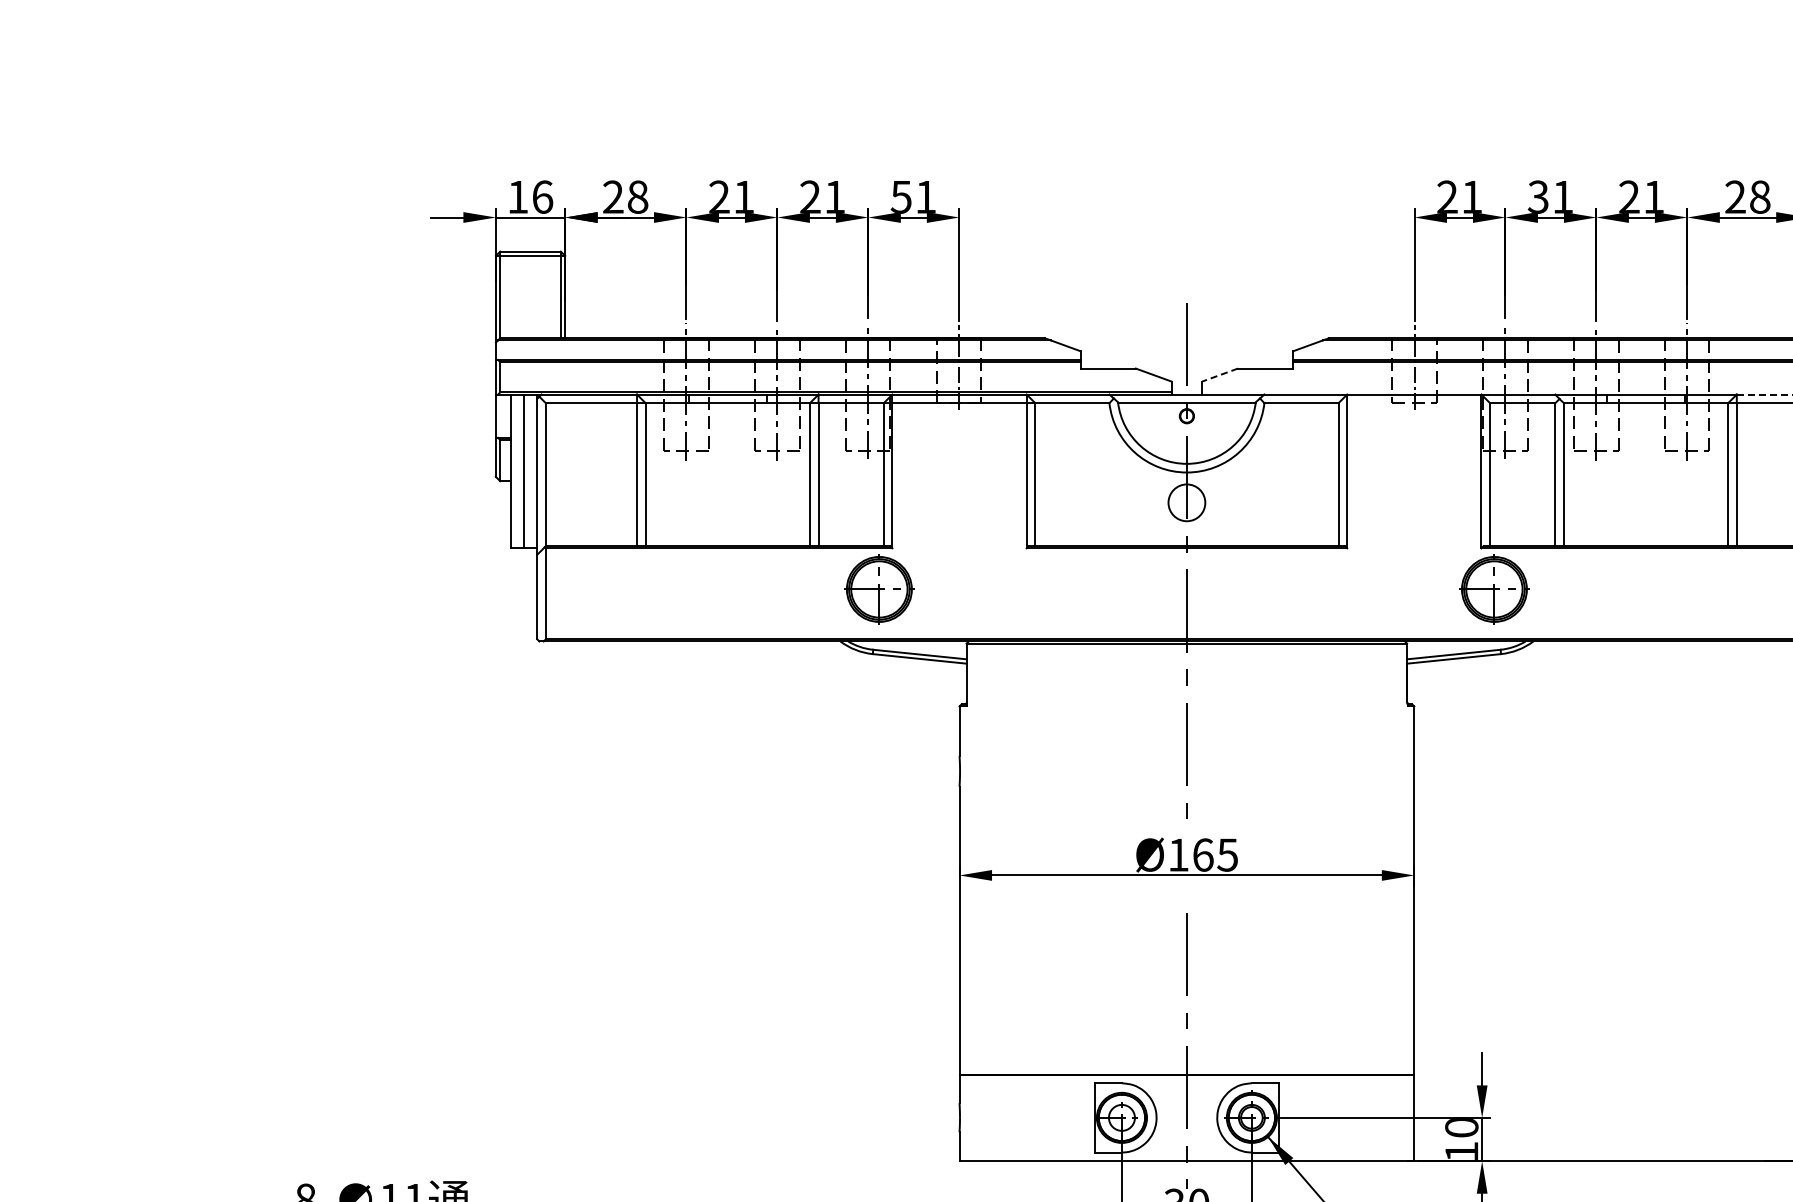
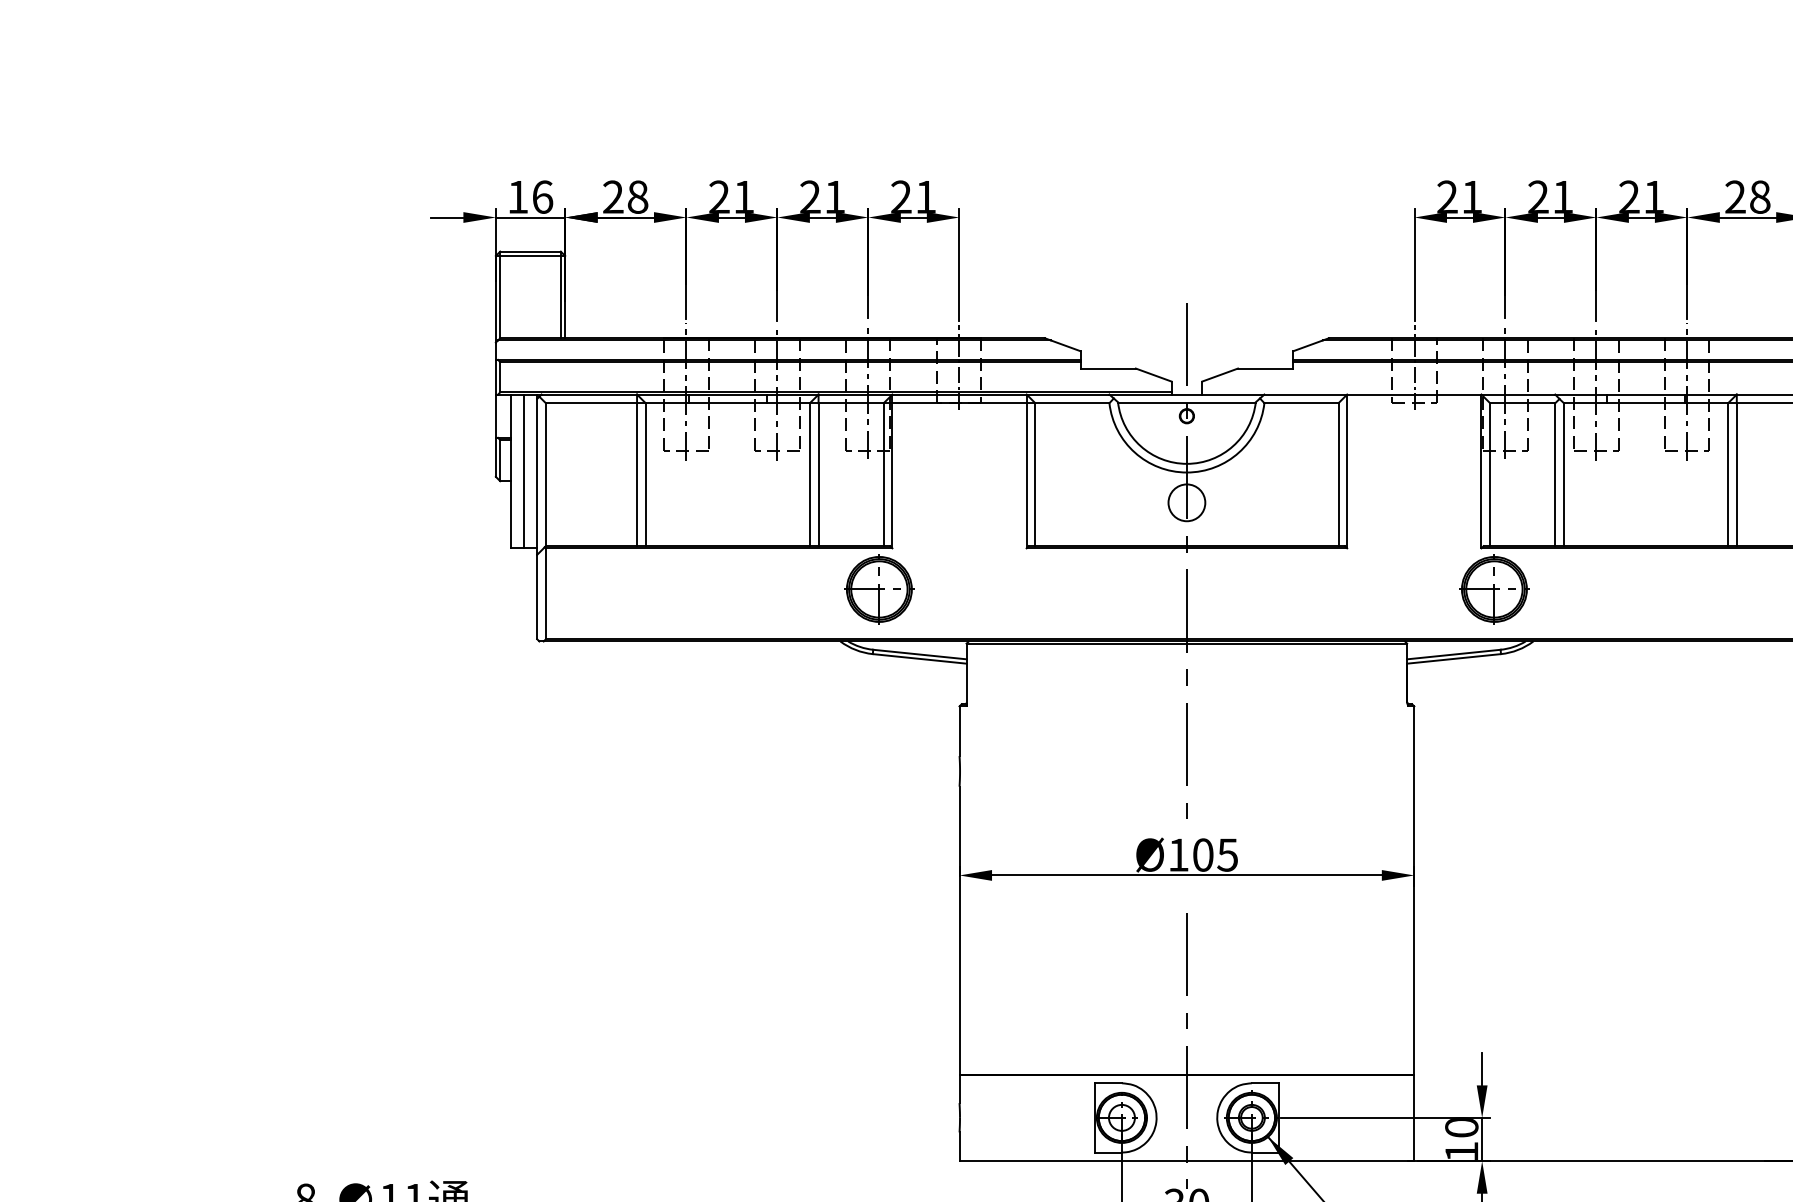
text: 51 -> 21 (900, 196)
text: 31 -> 21 (1537, 197)
line: dashed -> solid (1220, 375)
line: dashed -> solid (1764, 394)
text: Ø165 -> Ø105 (1203, 854)
